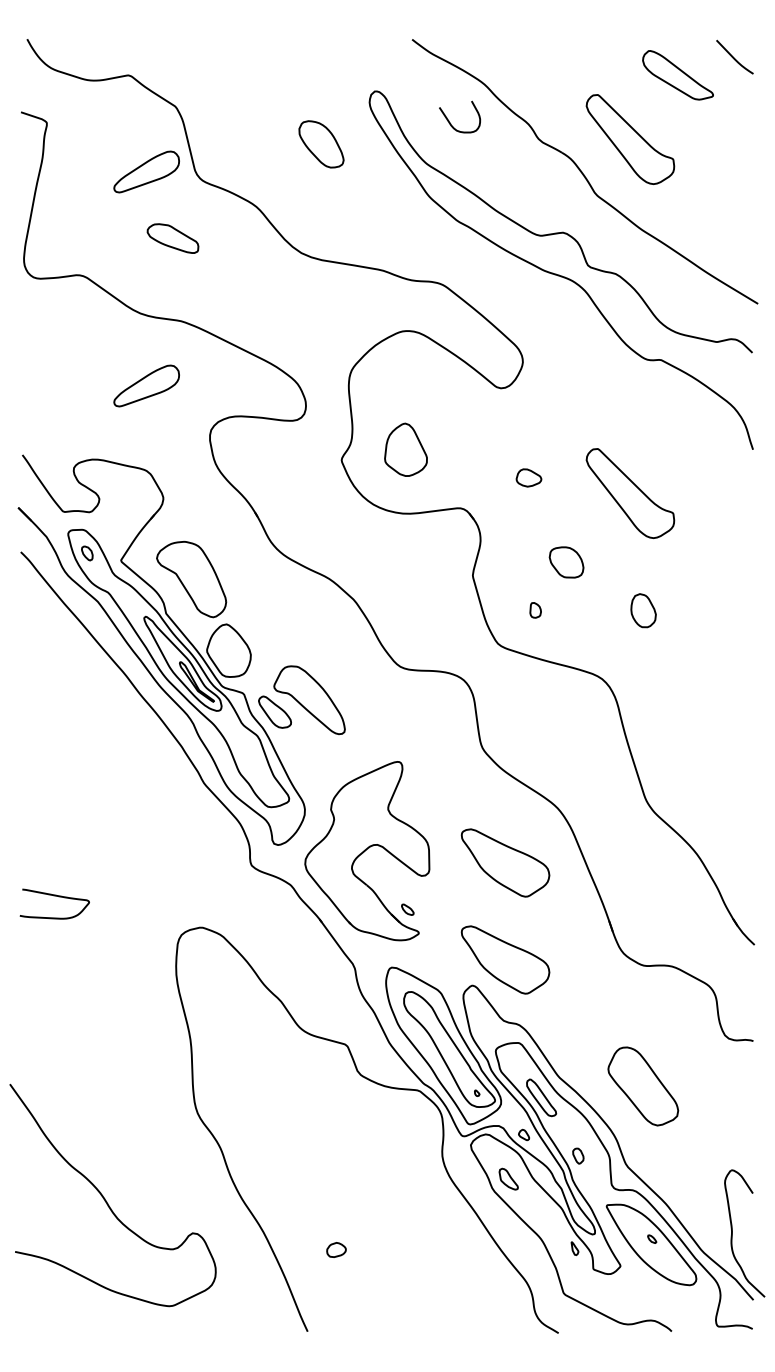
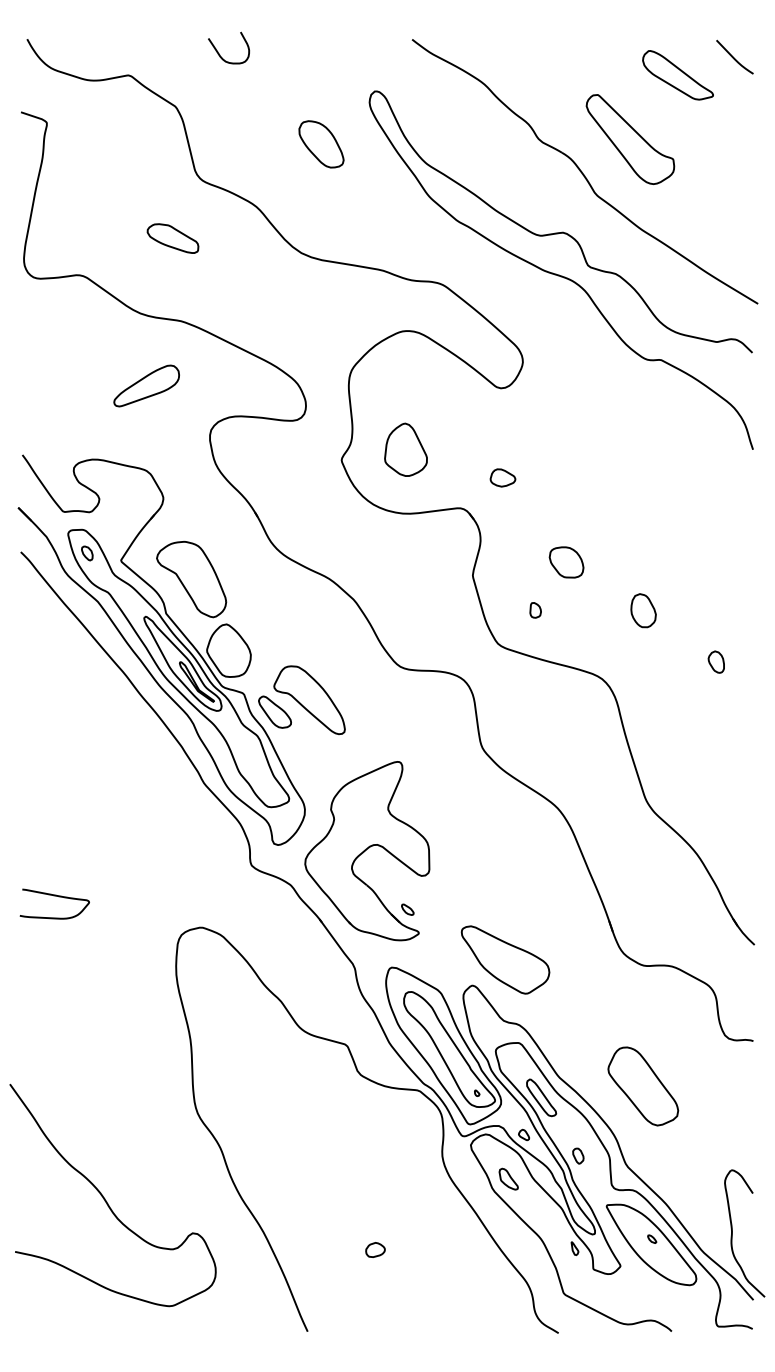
curve position: (451, 123) -> (220, 54) (220, 54)
part: present -> none (146, 171)
part position: (528, 477) -> (502, 477) (502, 477)
part: present -> none (630, 493)
part: none -> present (715, 661)
part: present -> none (505, 862)
part position: (336, 1249) -> (375, 1249) (375, 1249)
